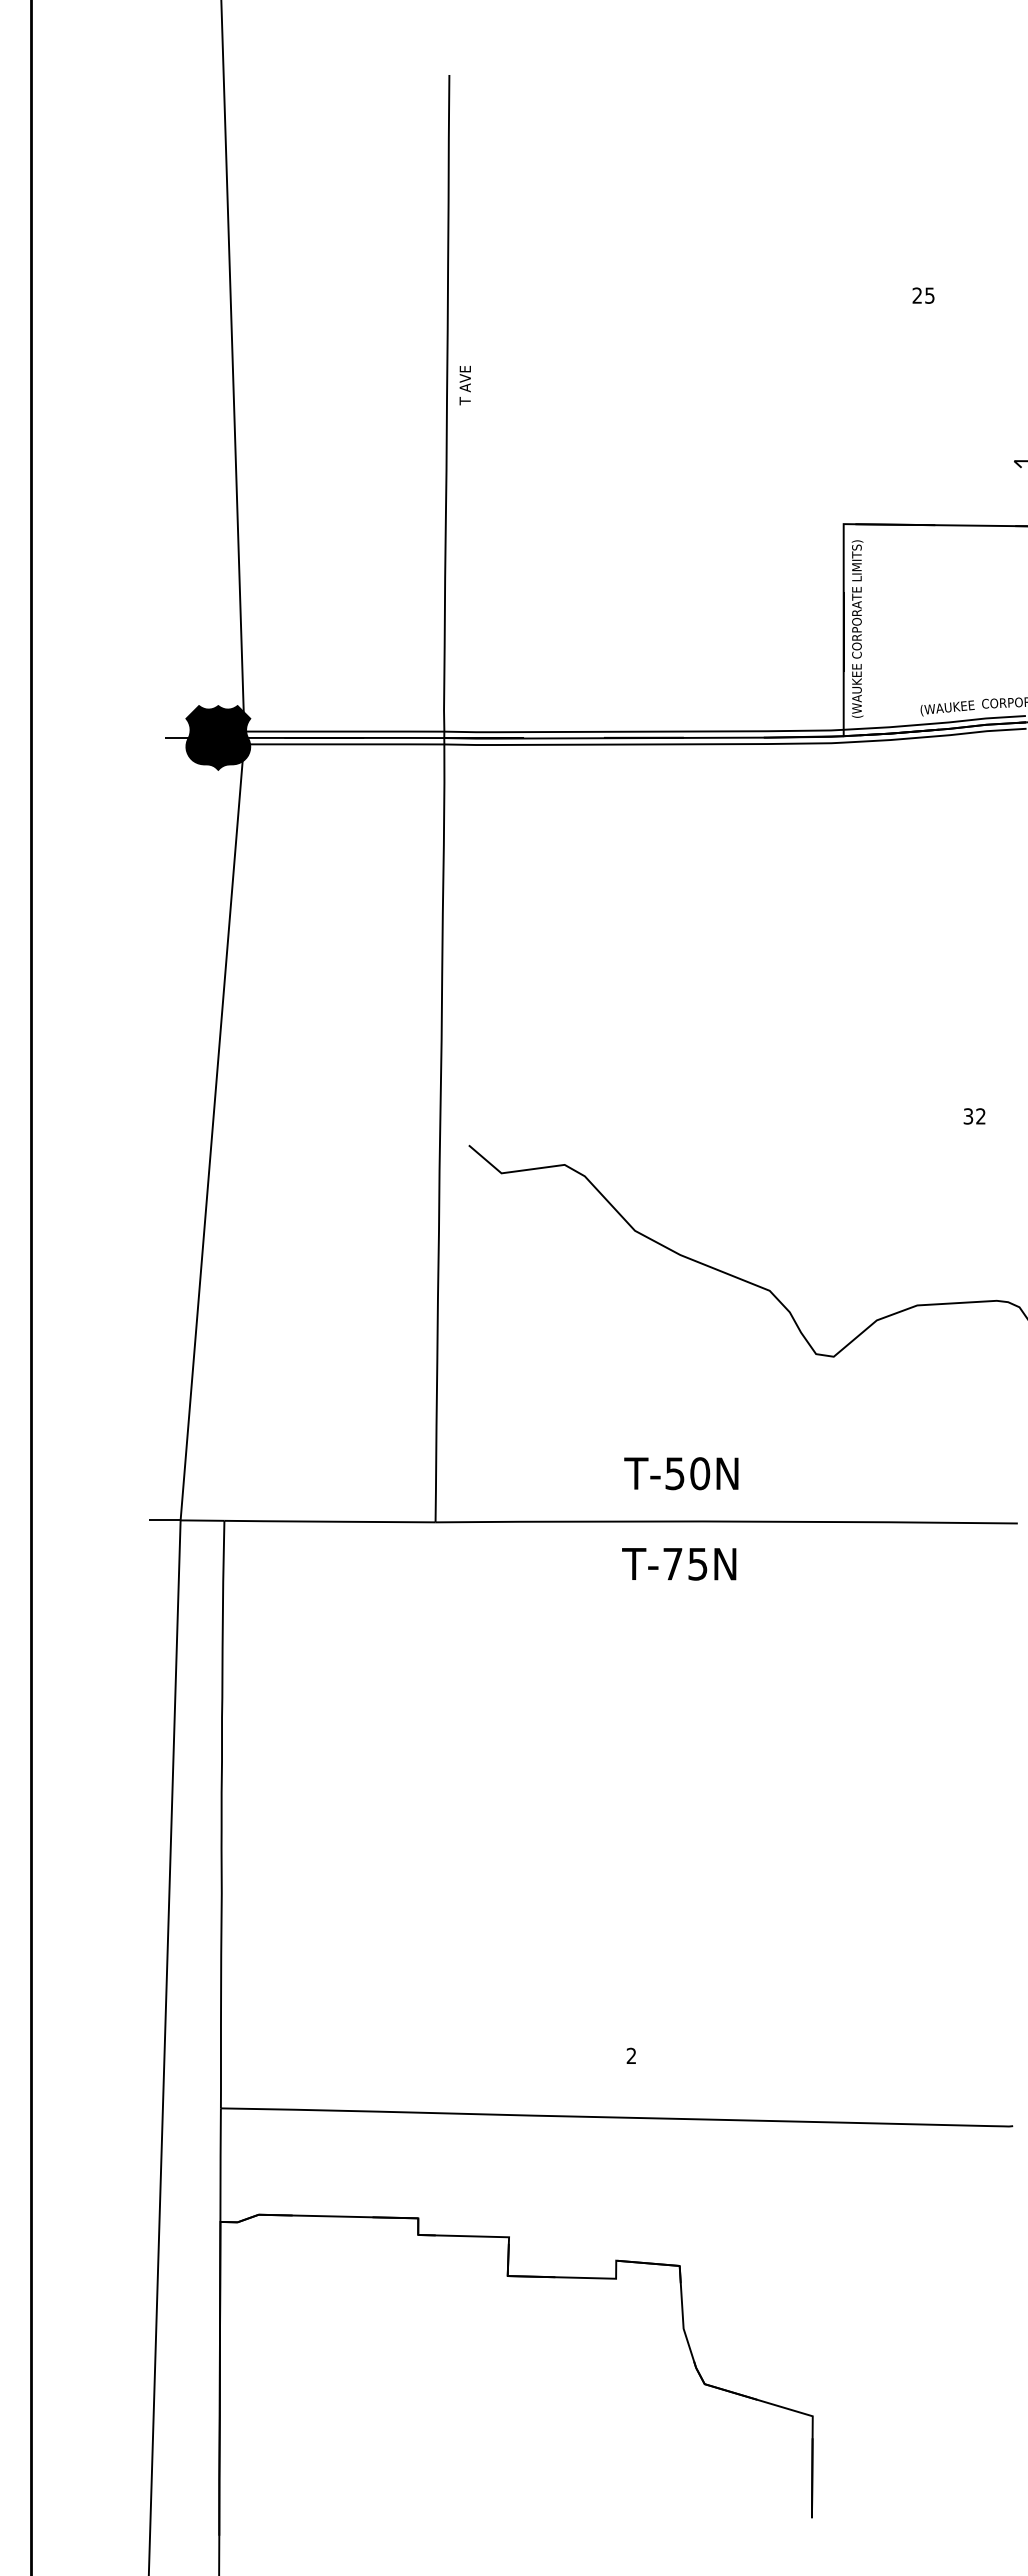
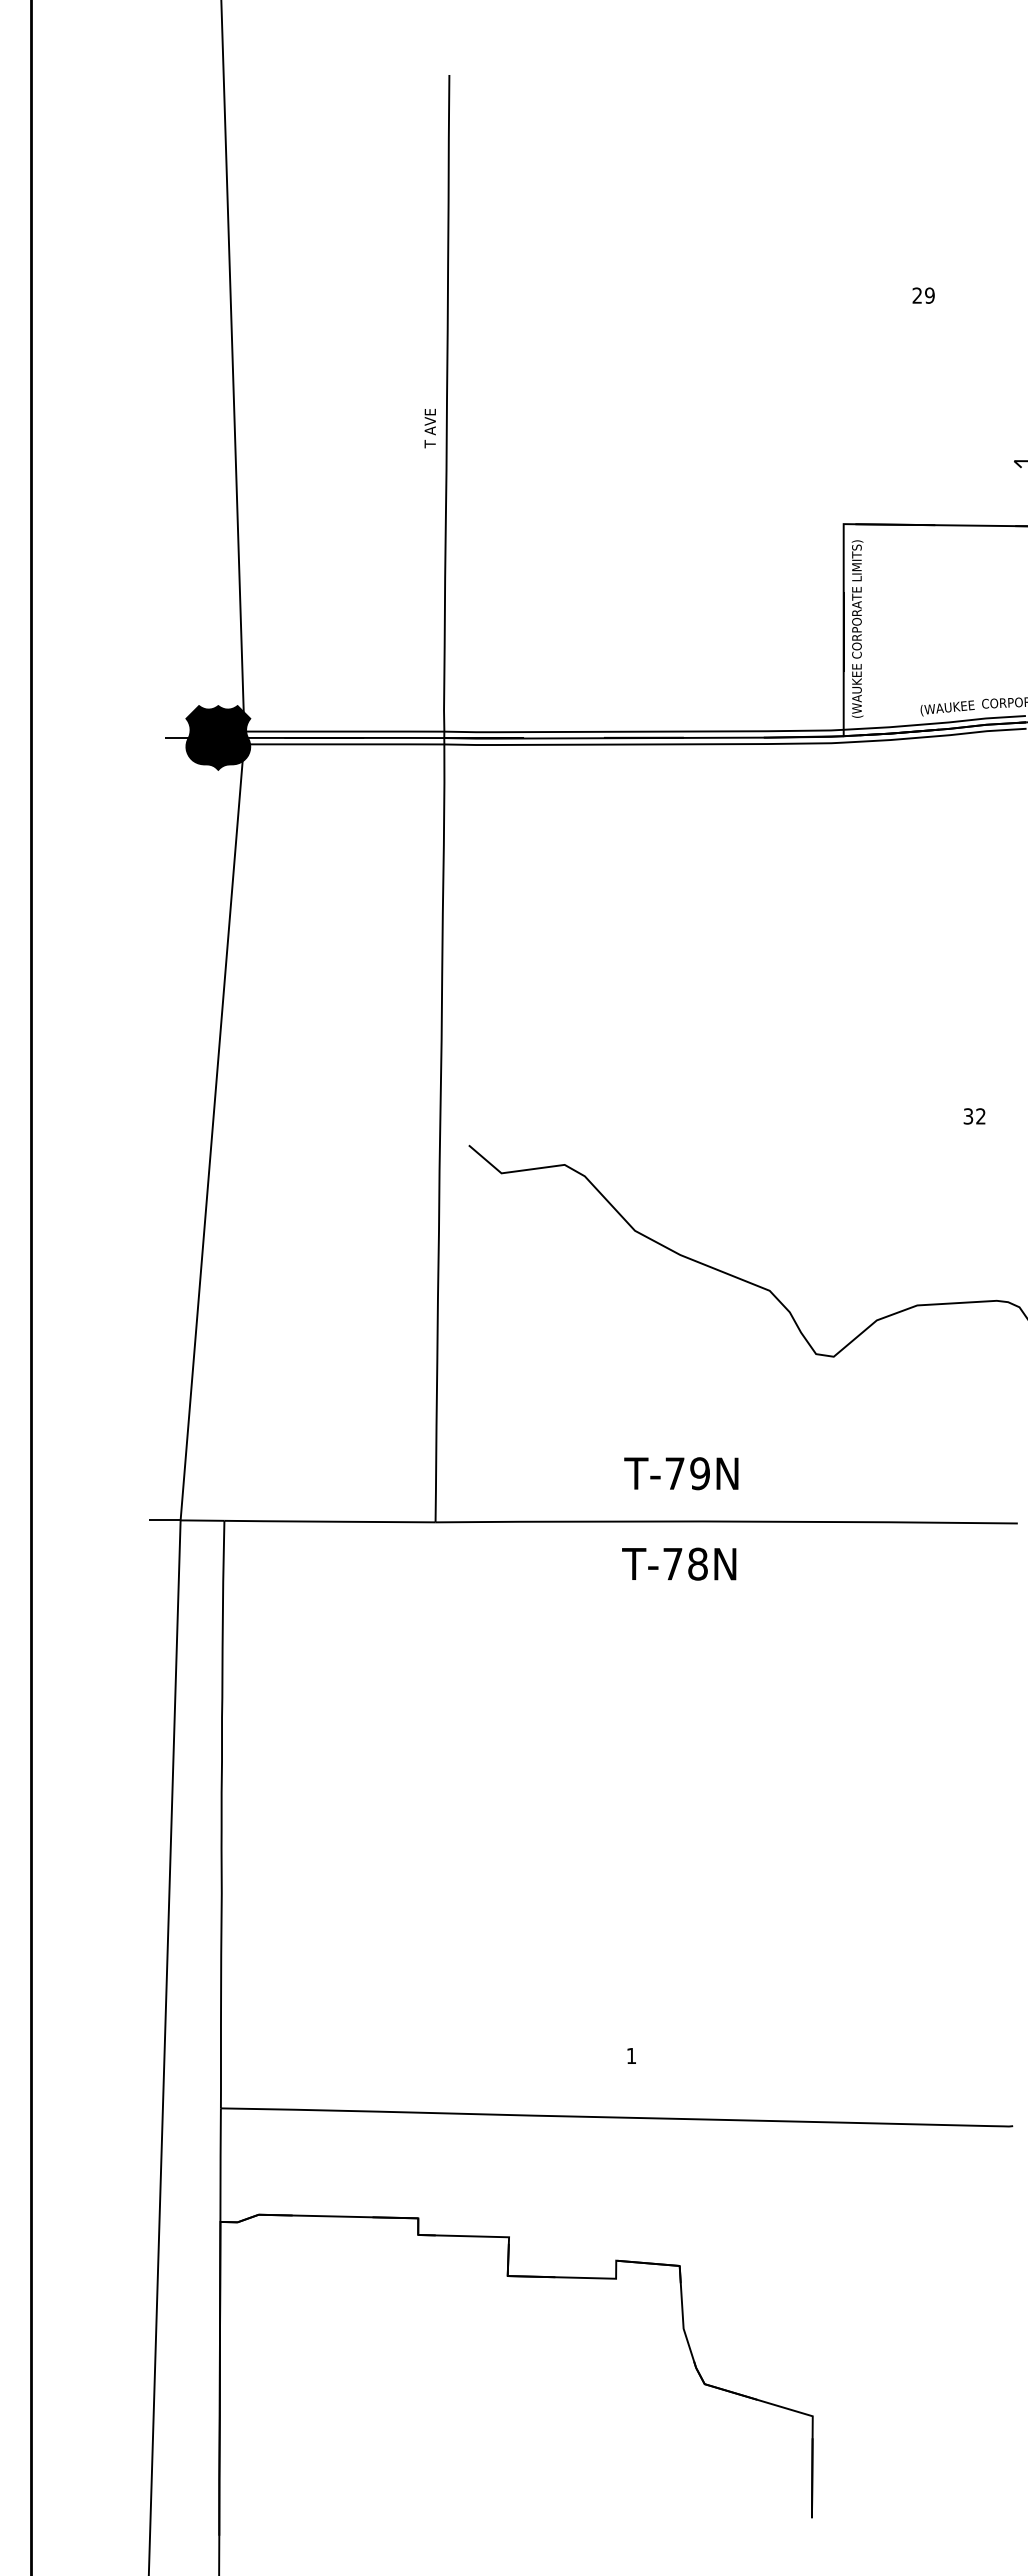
text: 25 -> 29 (929, 295)
text position: (464, 385) -> (429, 428) (429, 428)
text: T-50N -> T-79N (687, 1473)
text: T-75N -> T-78N (697, 1563)
text: 2 -> 1 (630, 2055)
